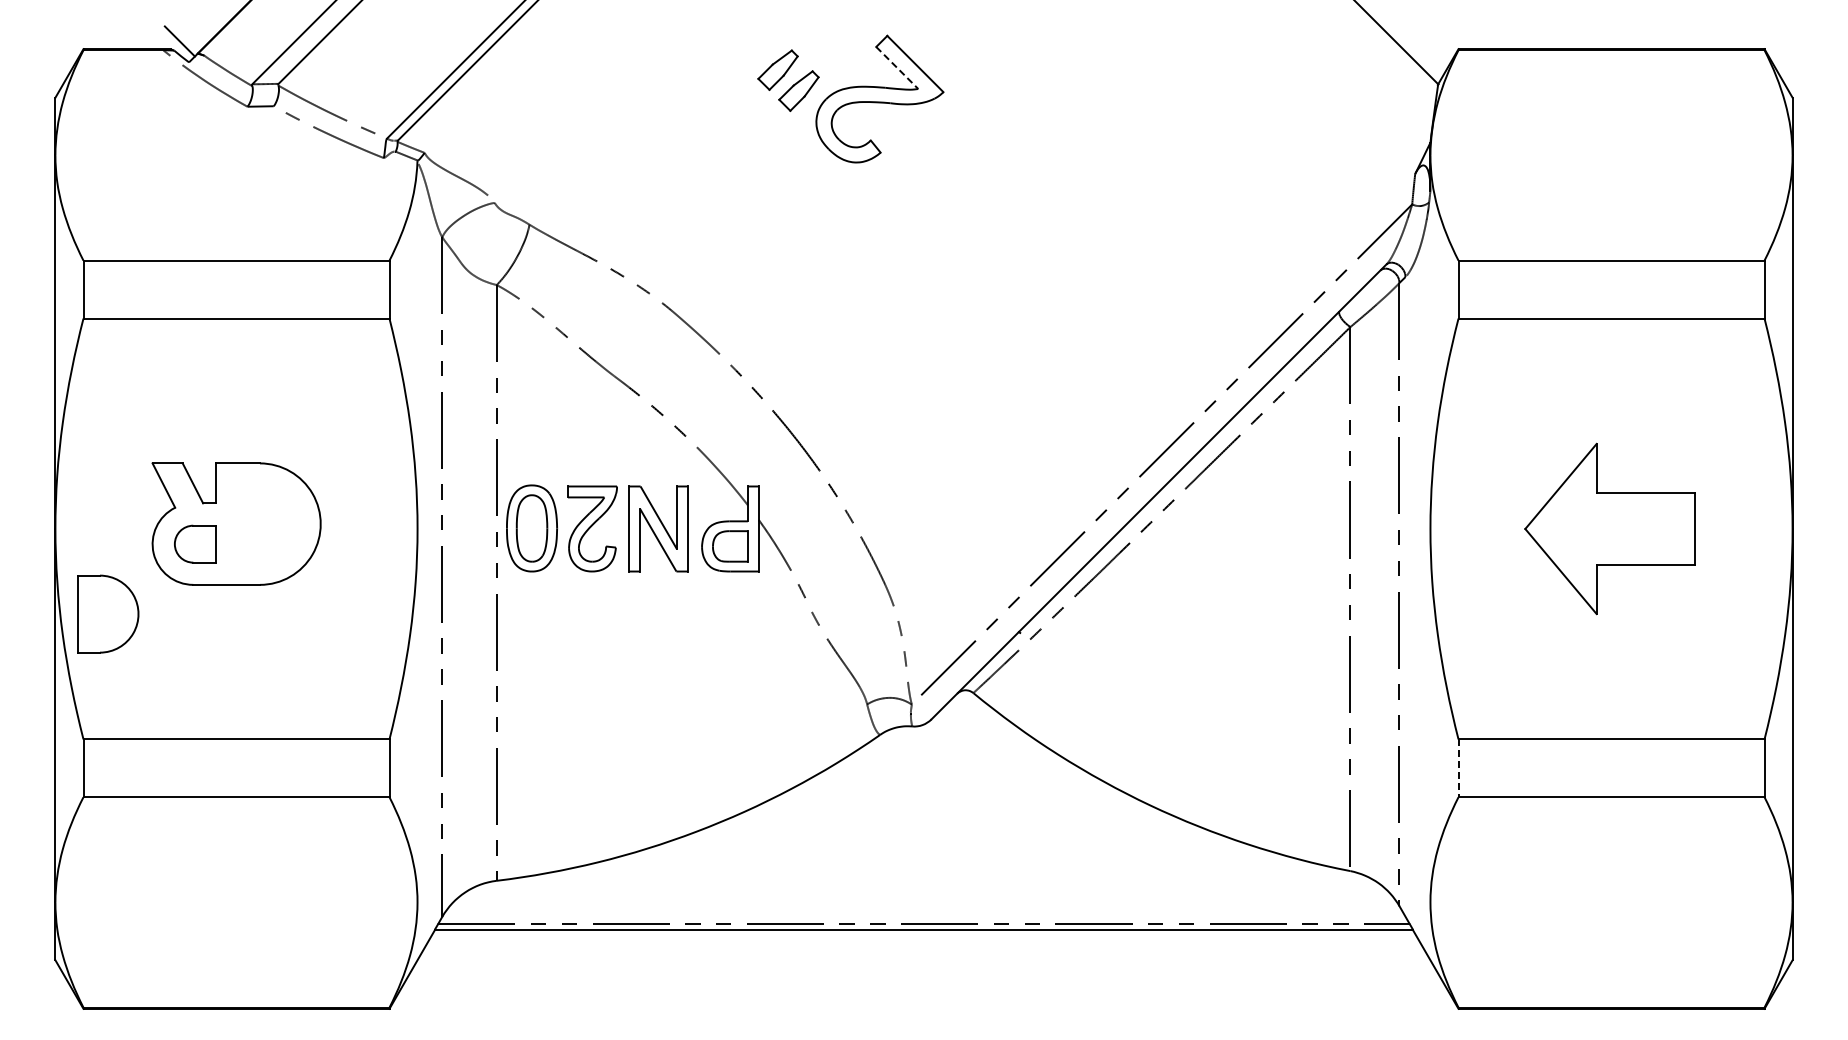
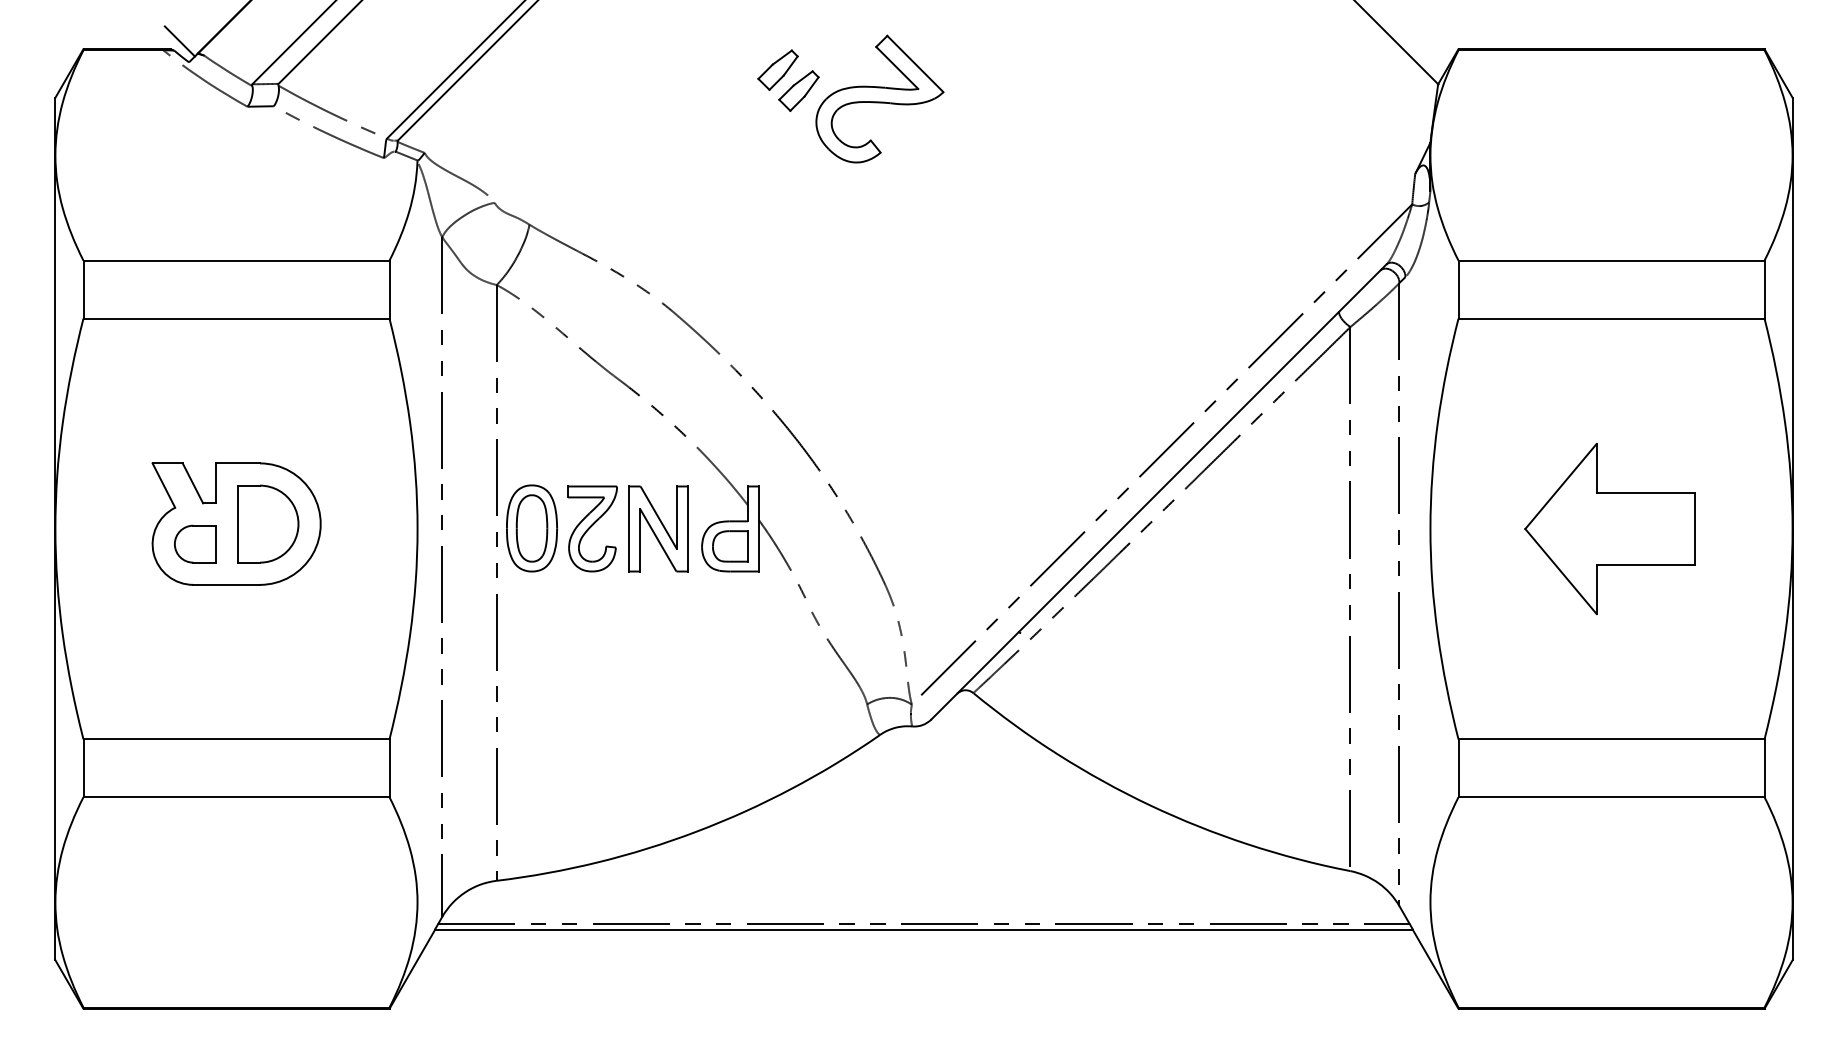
line: dashed -> solid (897, 67)
part position: (108, 613) -> (268, 523) (268, 523)
line: dashed -> solid (1458, 768)
